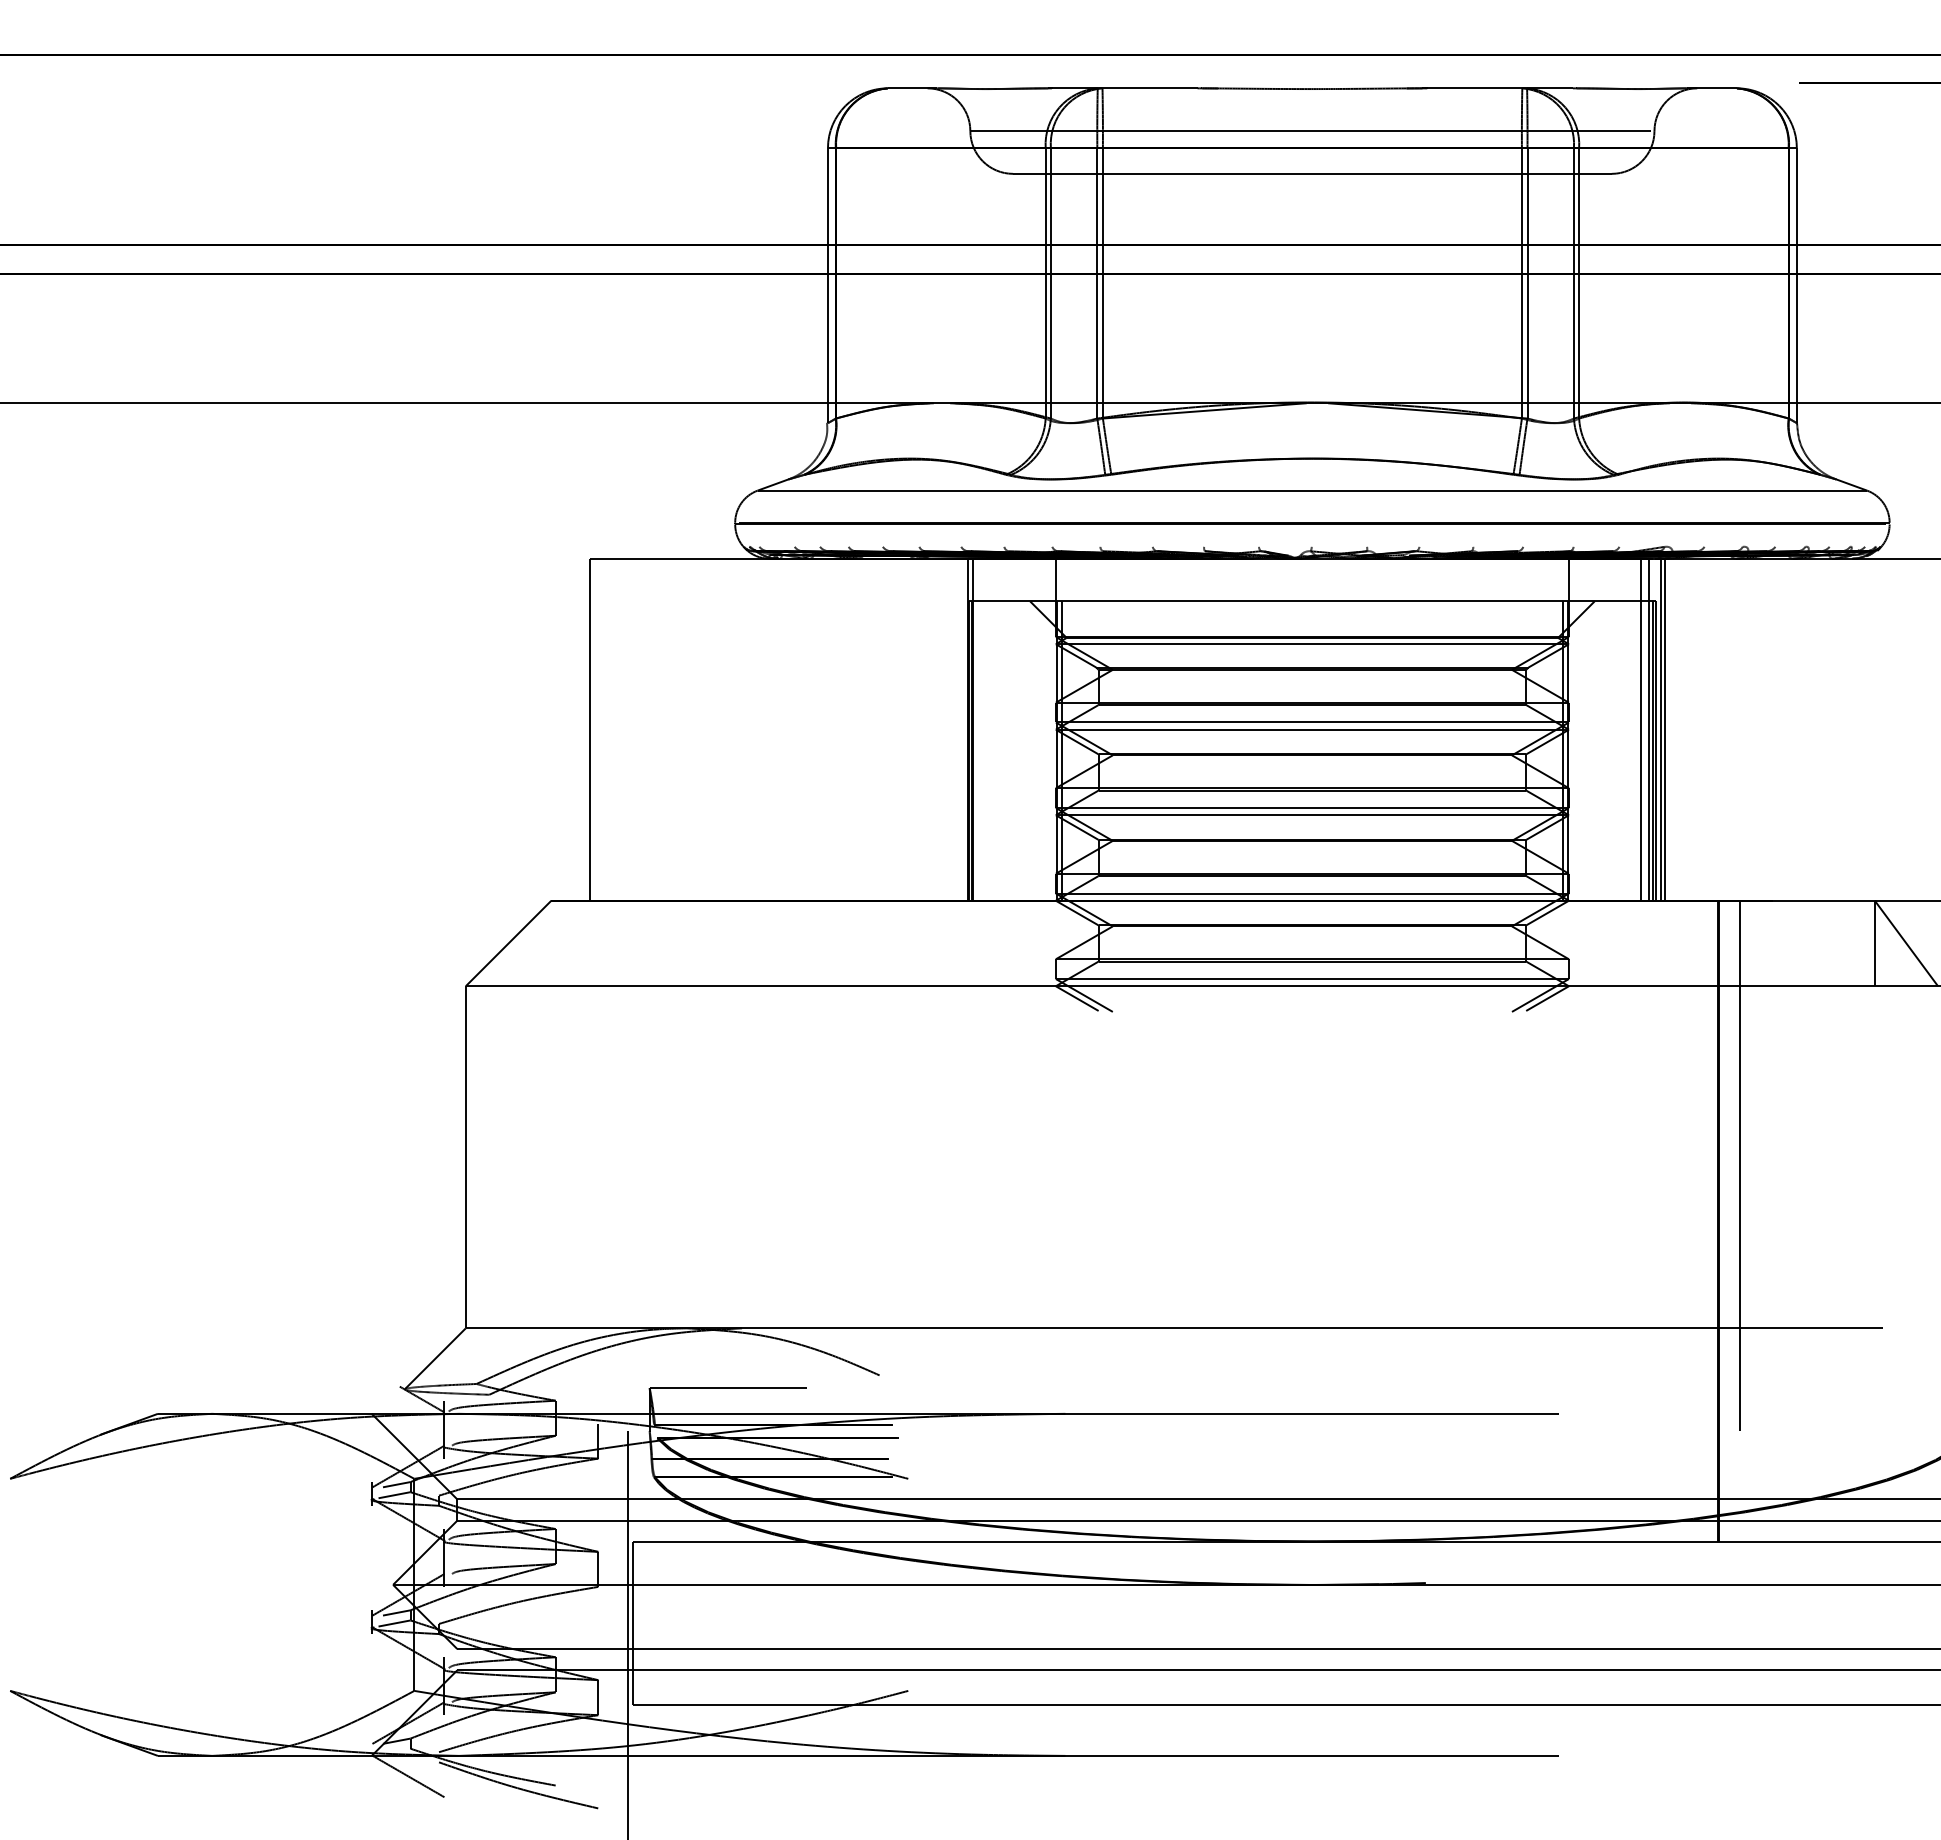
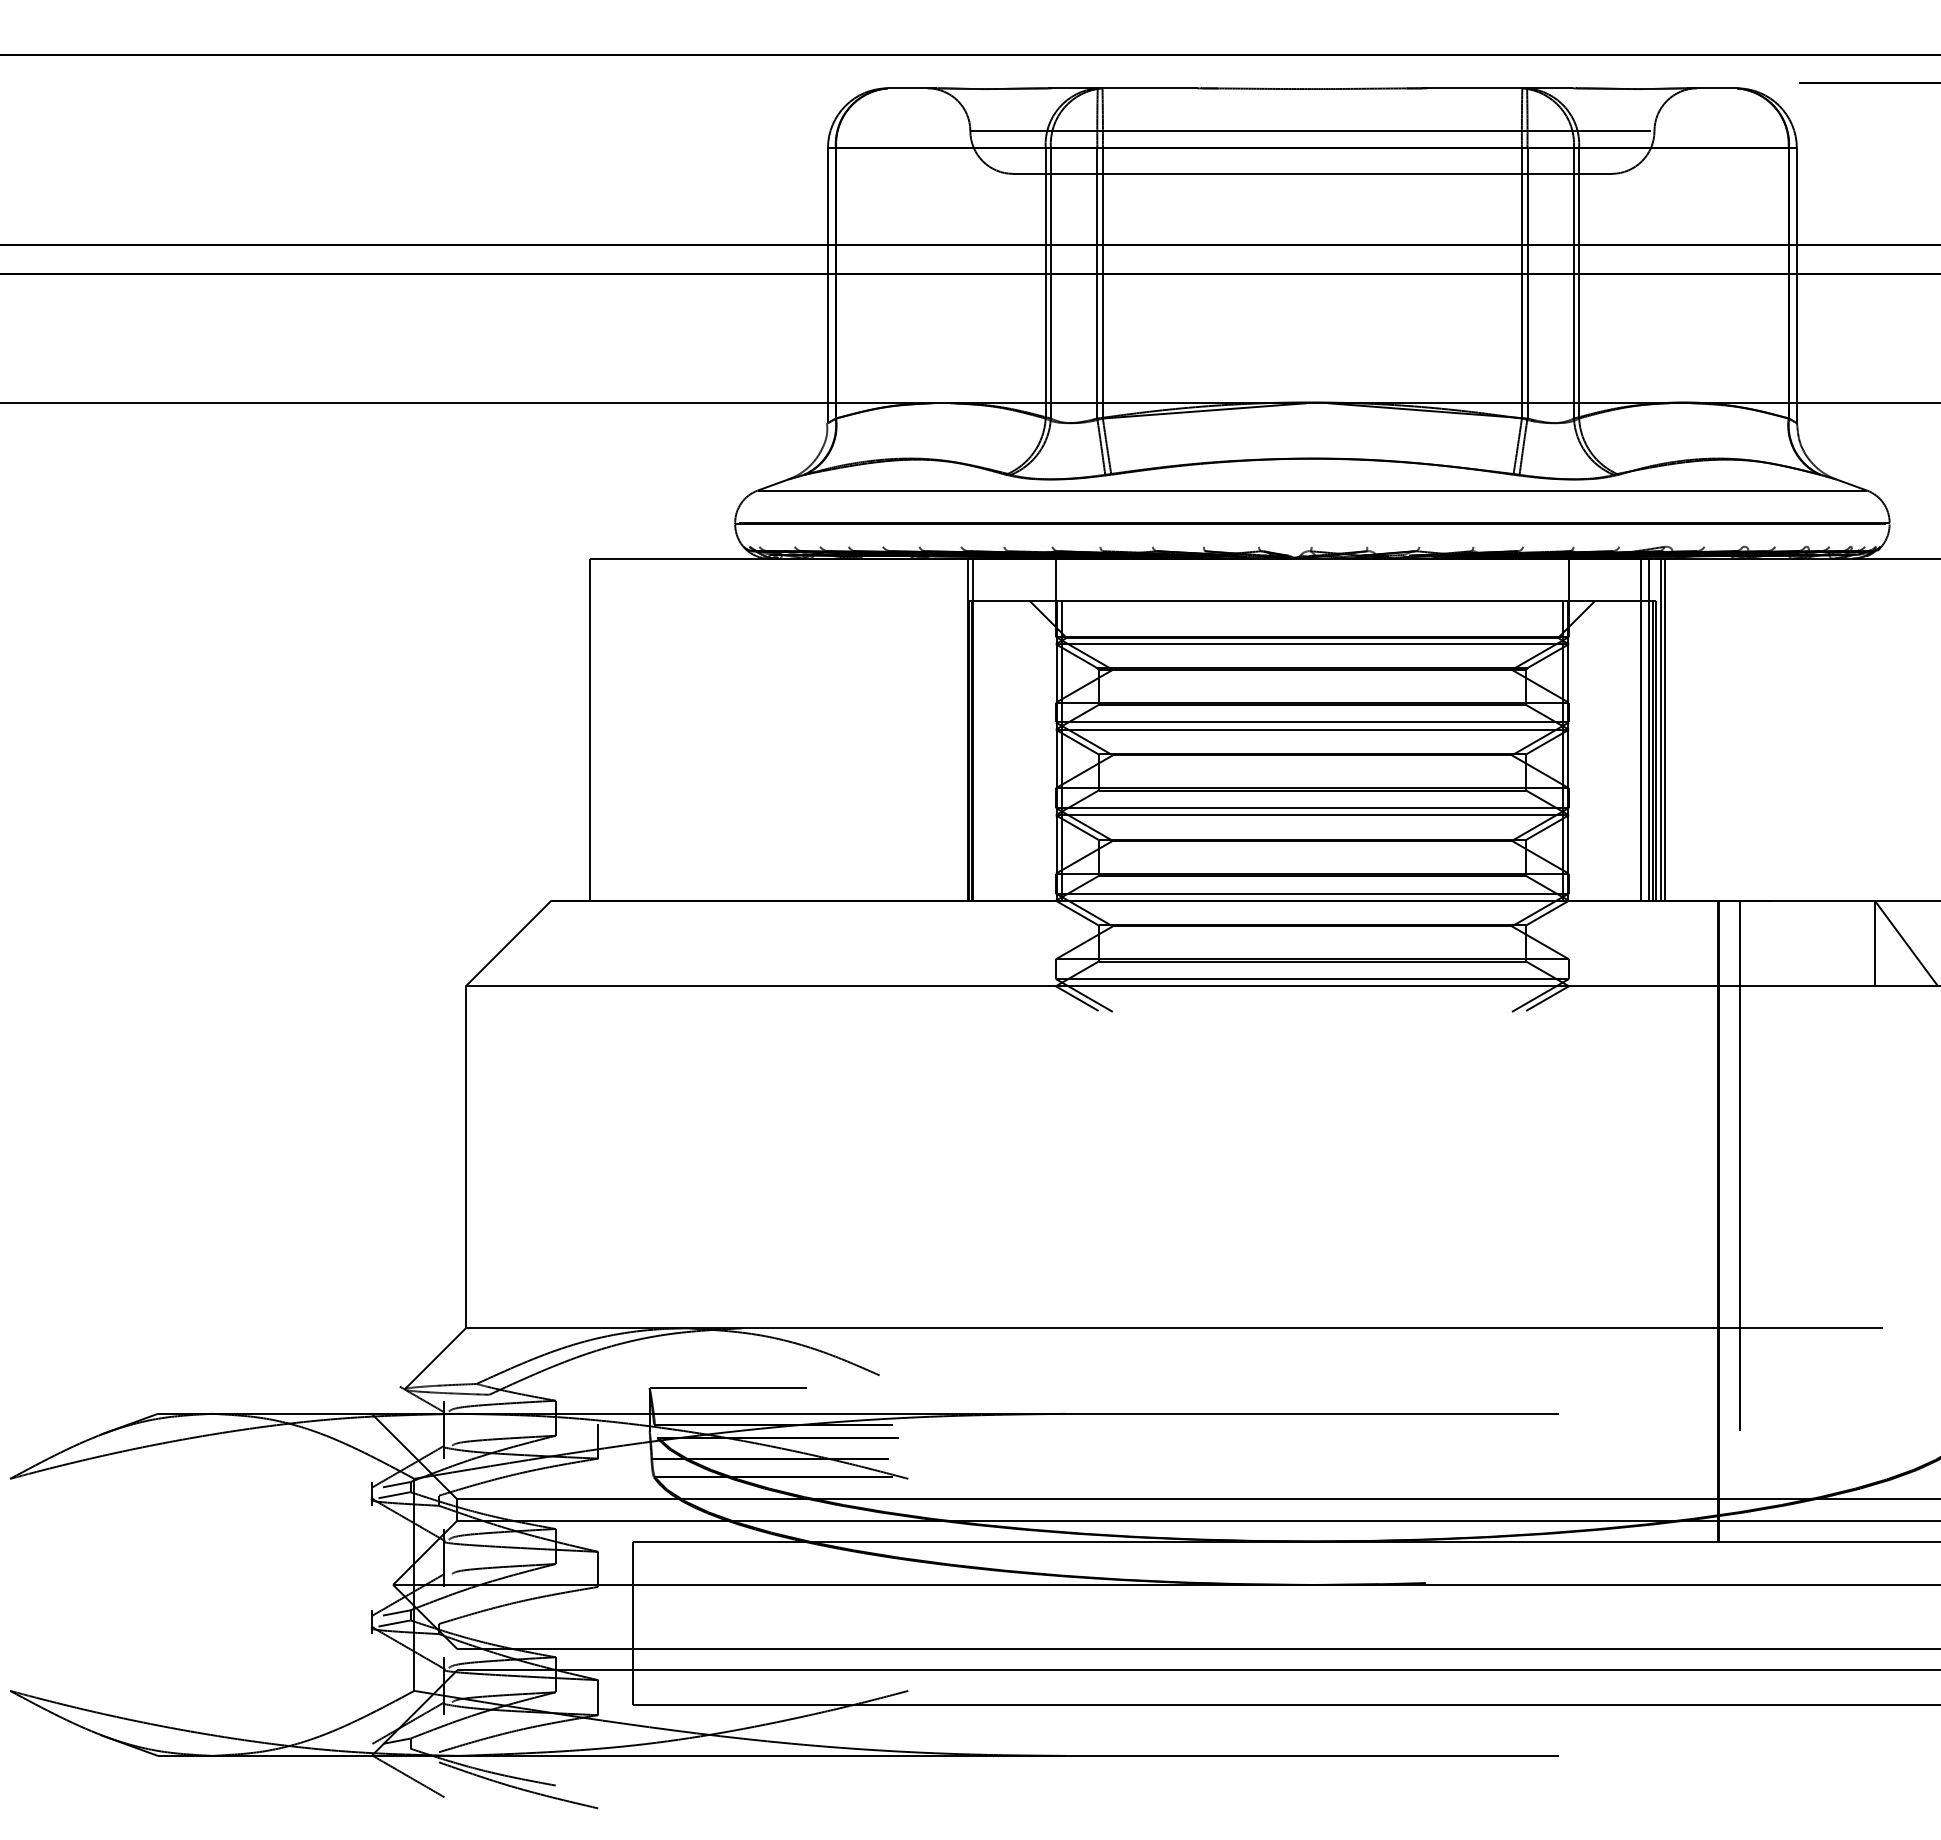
line: present -> none (628, 1633)
